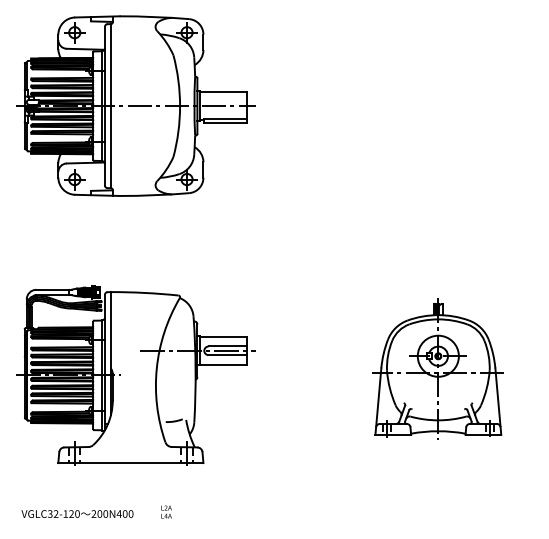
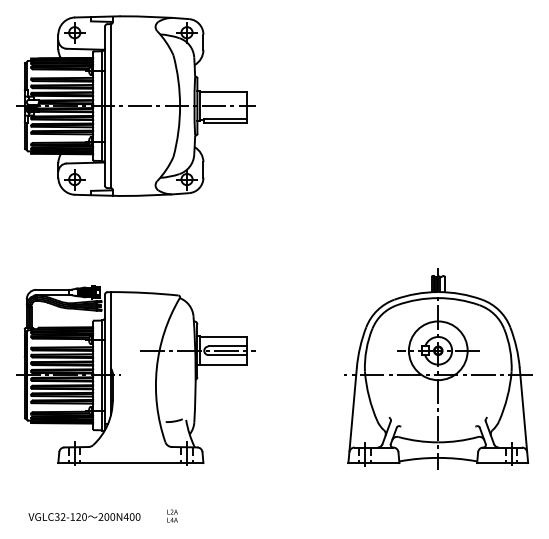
part size: 132x142 px -> 189x202 px (438, 368)
text position: (166, 511) -> (172, 515) (172, 515)
text position: (77, 513) -> (84, 516) (84, 516)
